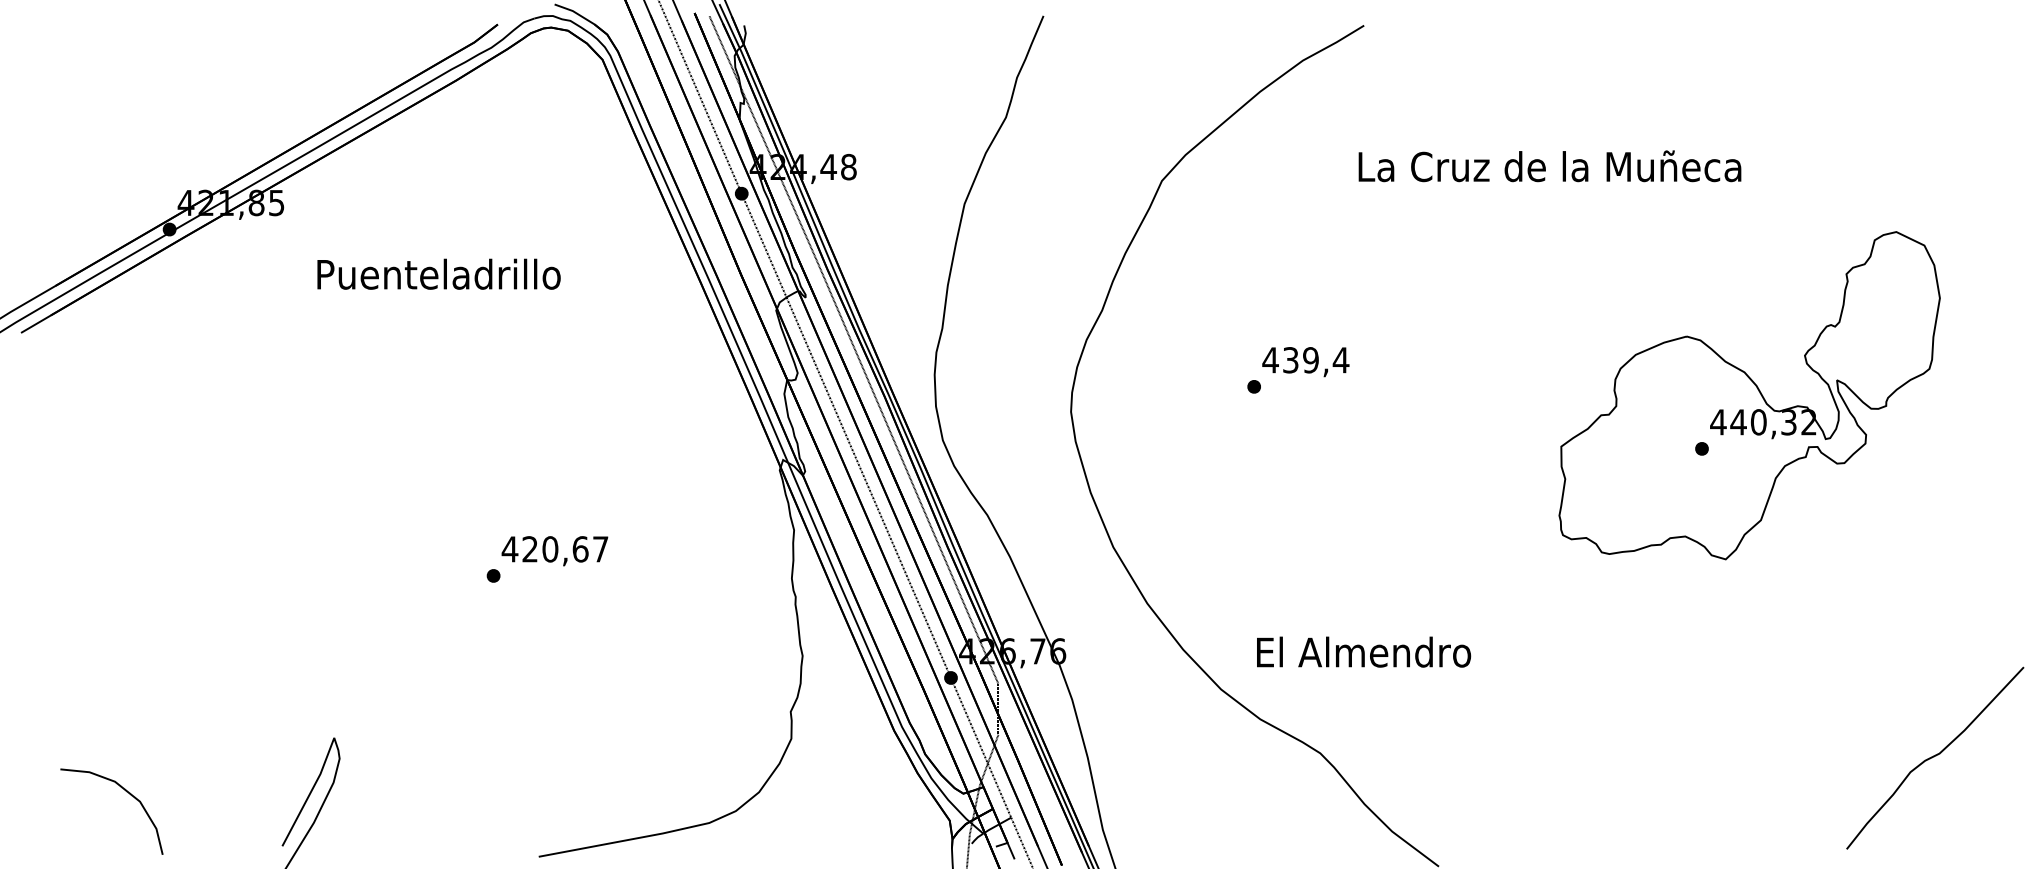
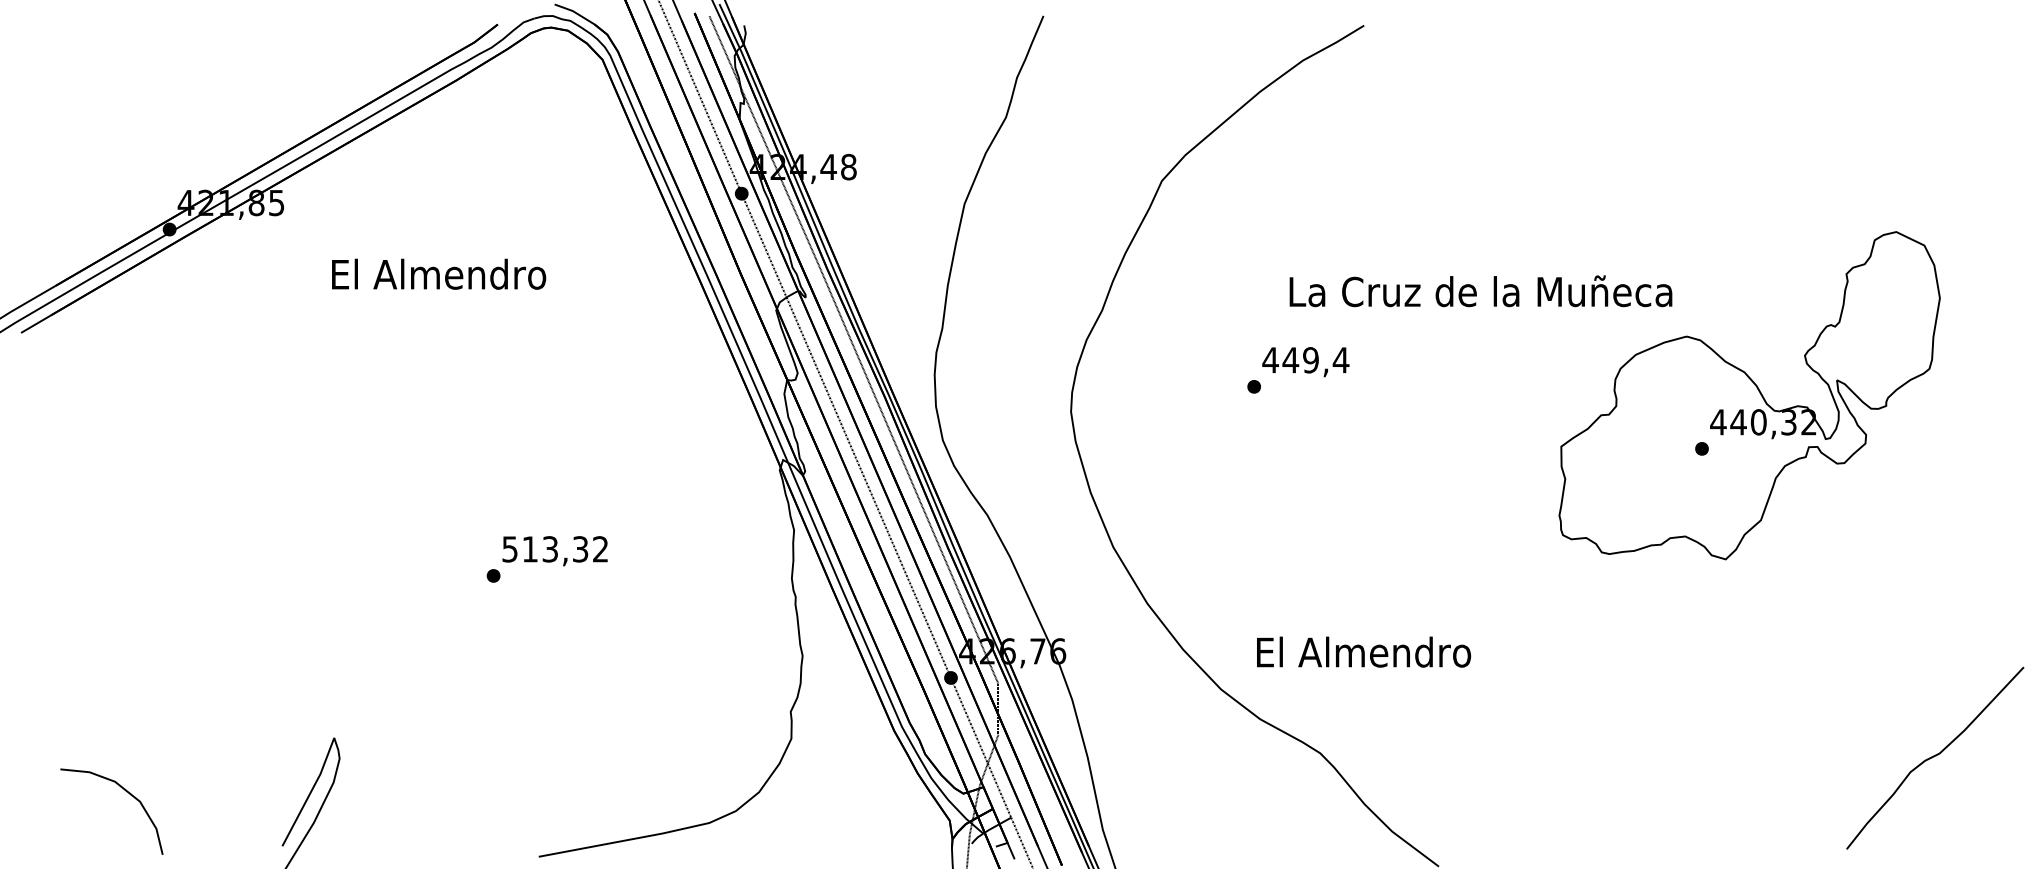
text position: (1549, 166) -> (1480, 291) (1480, 291)
text: Puenteladrillo -> El Almendro (438, 273)
text: 439,4 -> 449,4 (1290, 360)
text: 420,67 -> 513,32 (554, 549)
